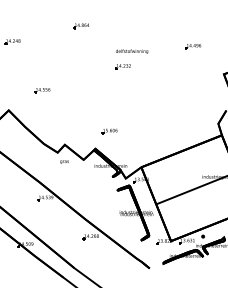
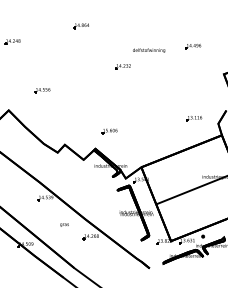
text position: (132, 51) -> (149, 50) (149, 50)
part: none -> present (194, 118)
text position: (64, 161) -> (64, 224) (64, 224)
